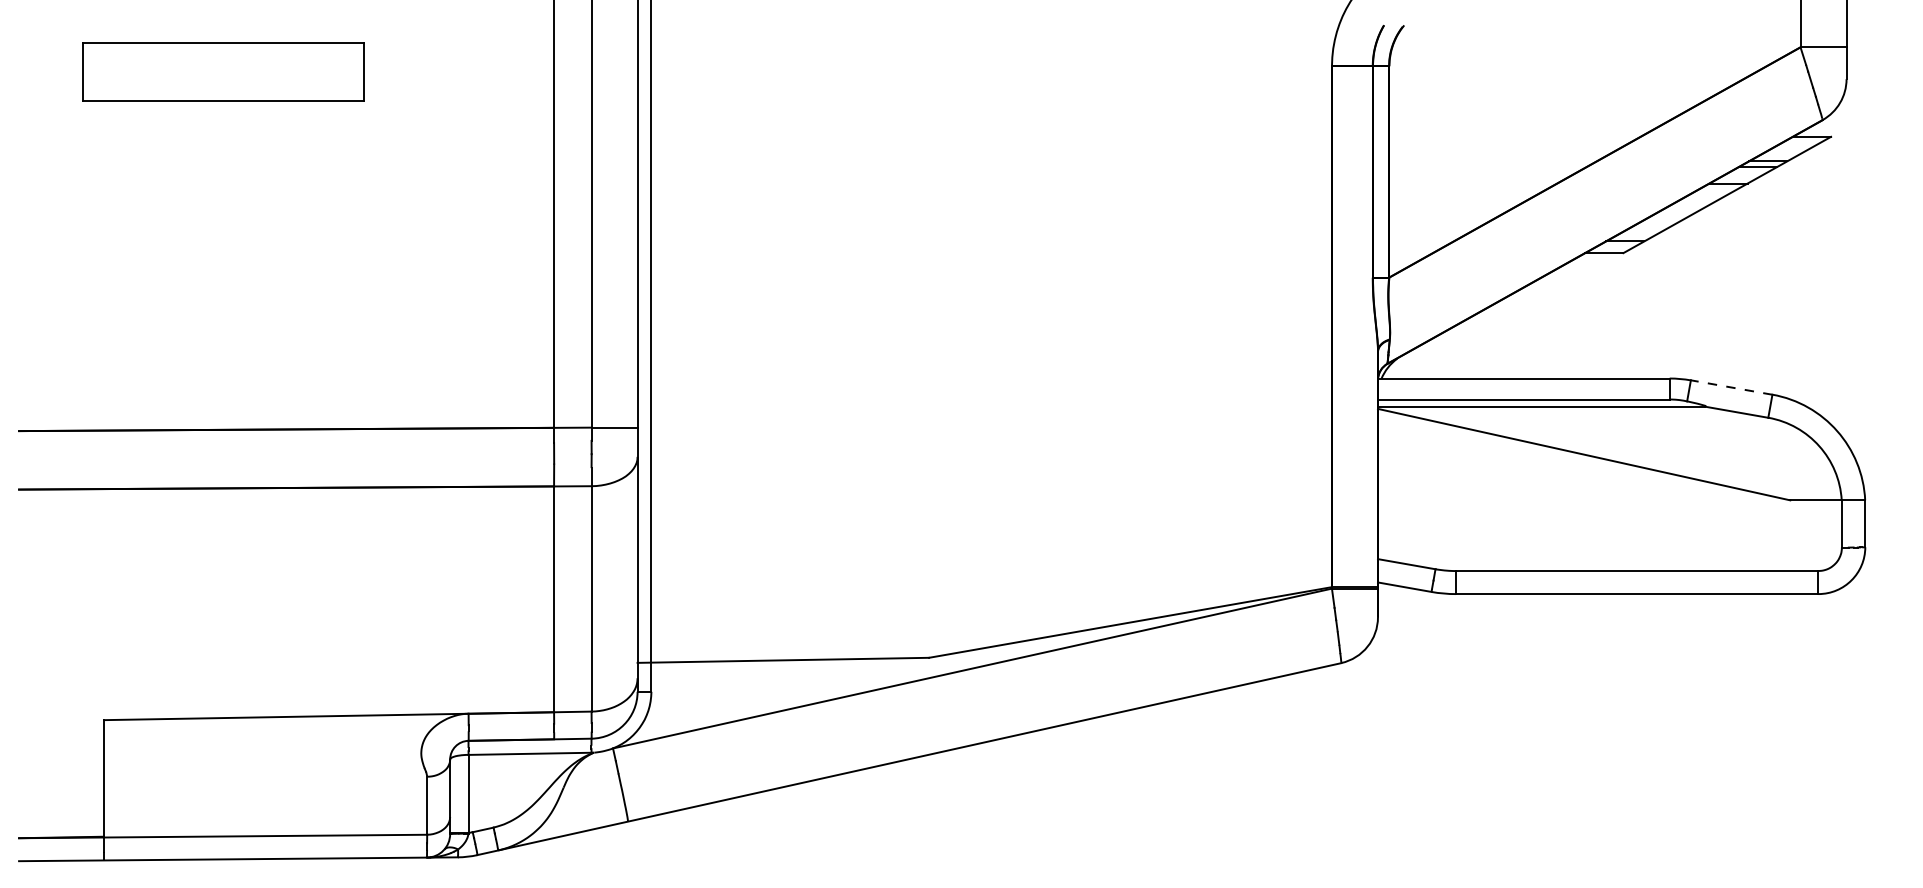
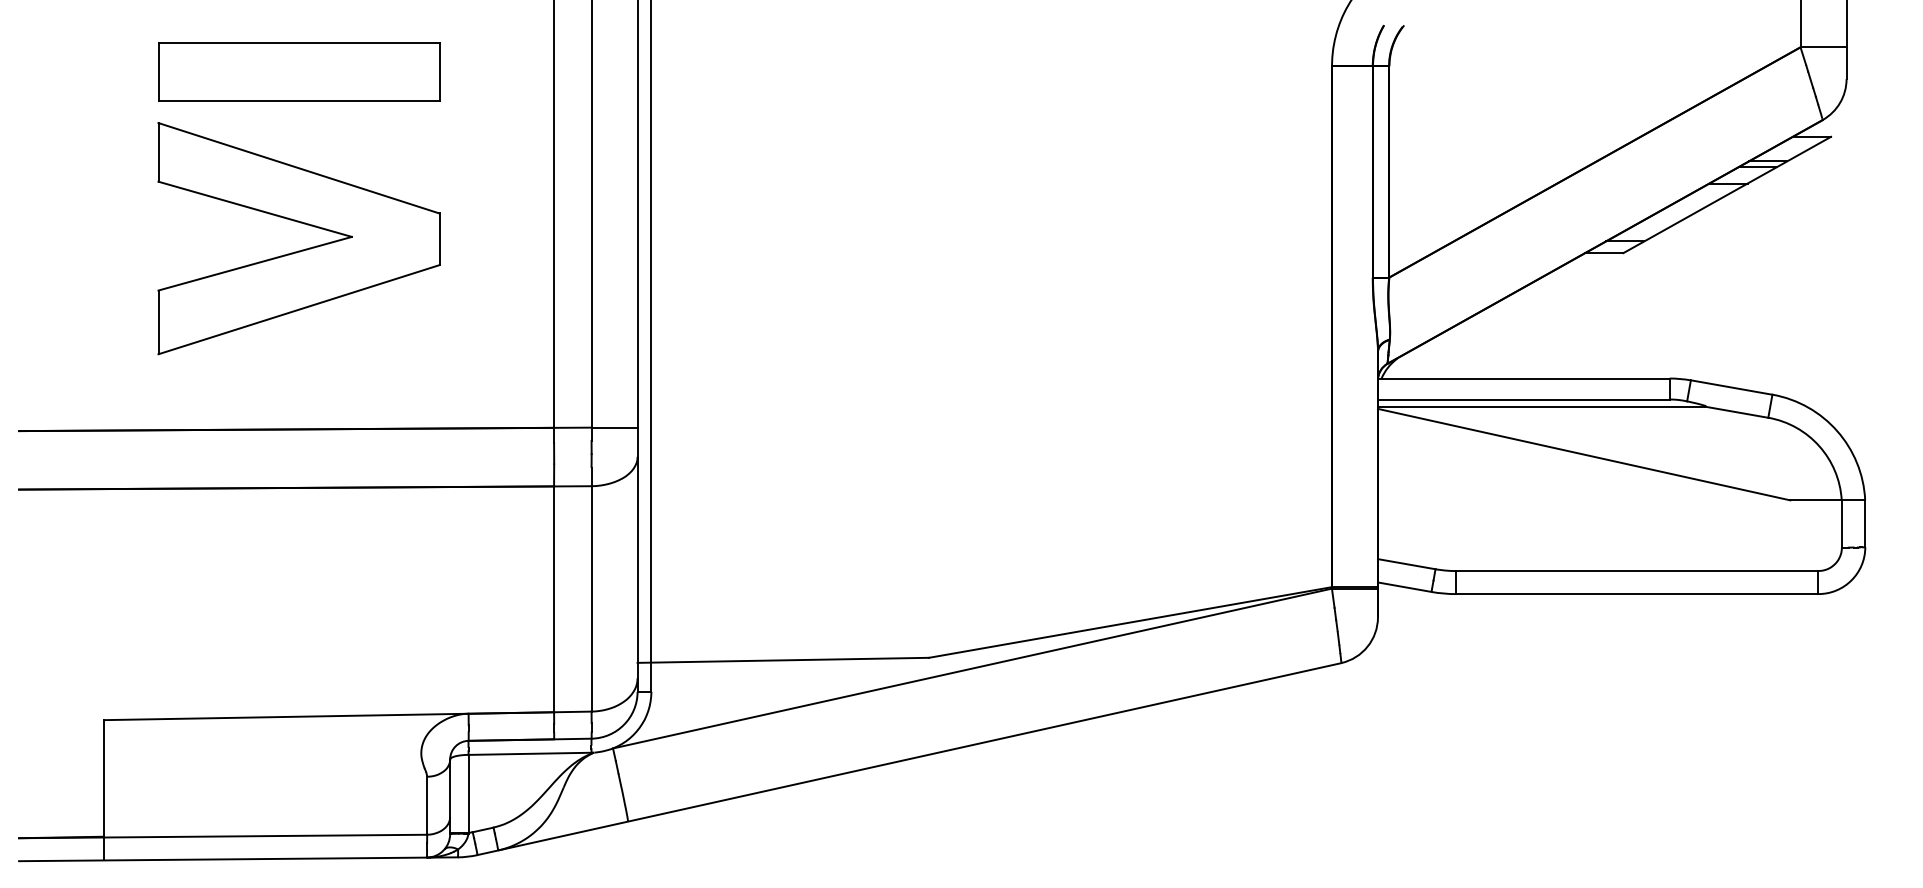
part position: (223, 71) -> (299, 71) (299, 71)
part: none -> present (302, 249)
line: dashed -> solid (1731, 387)
